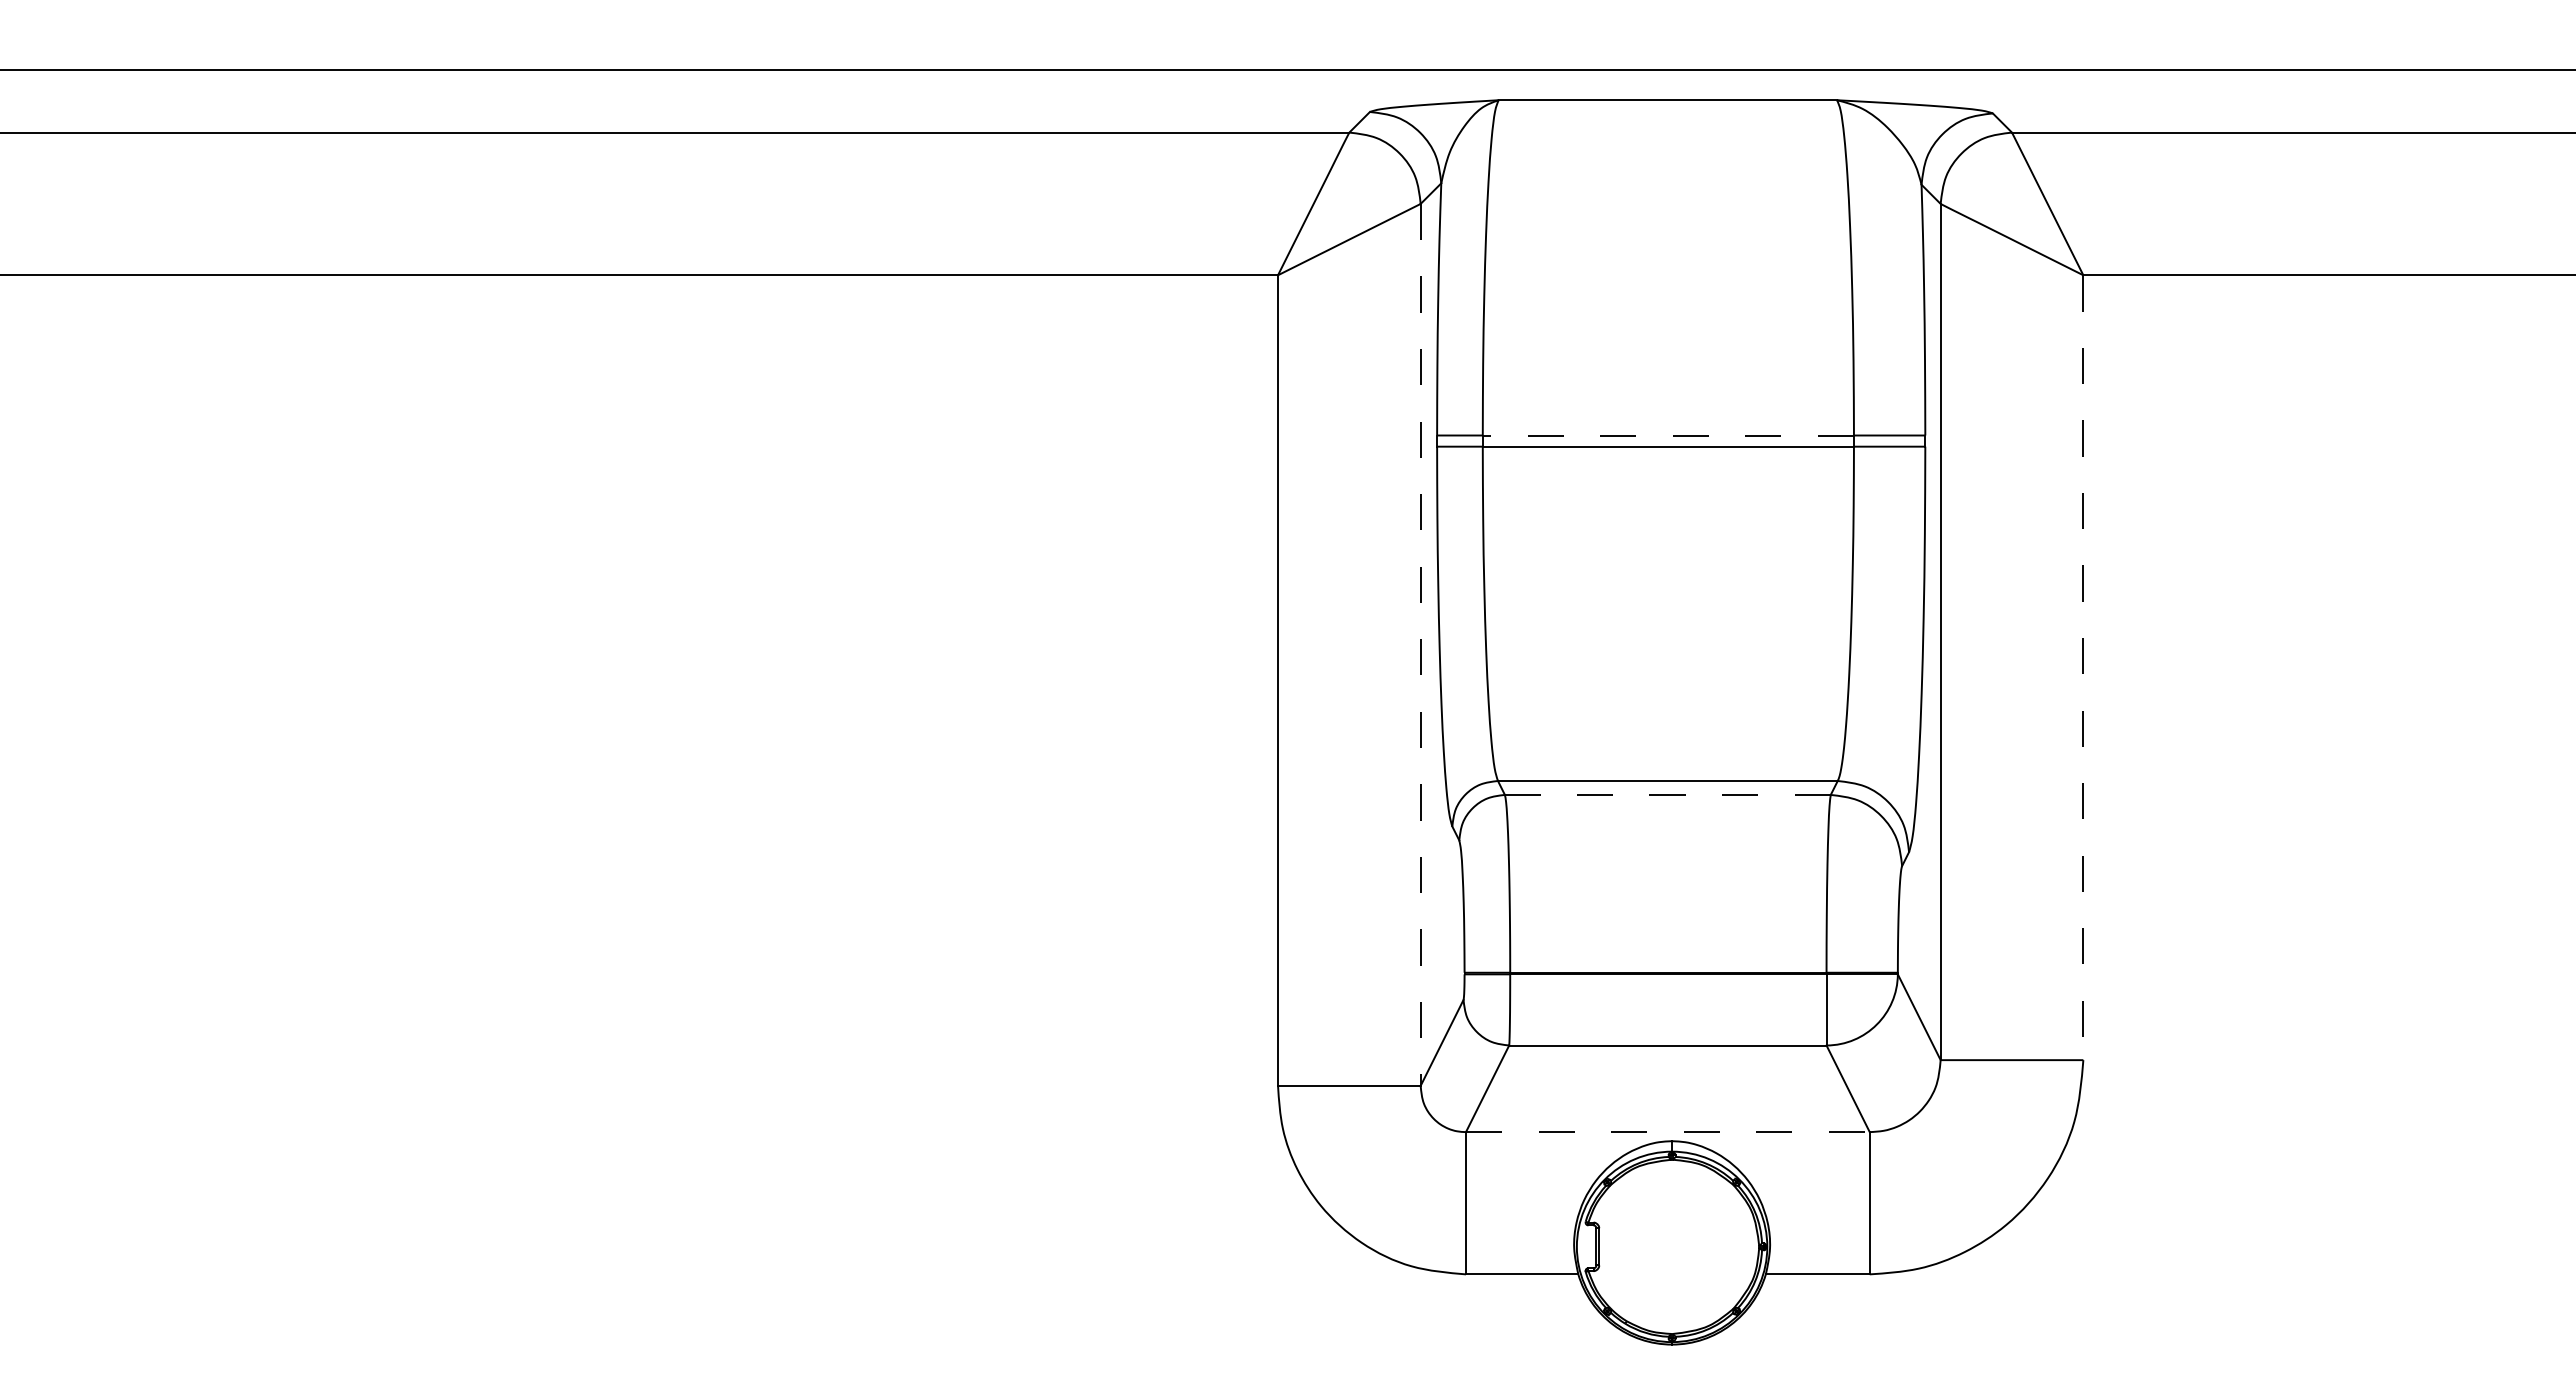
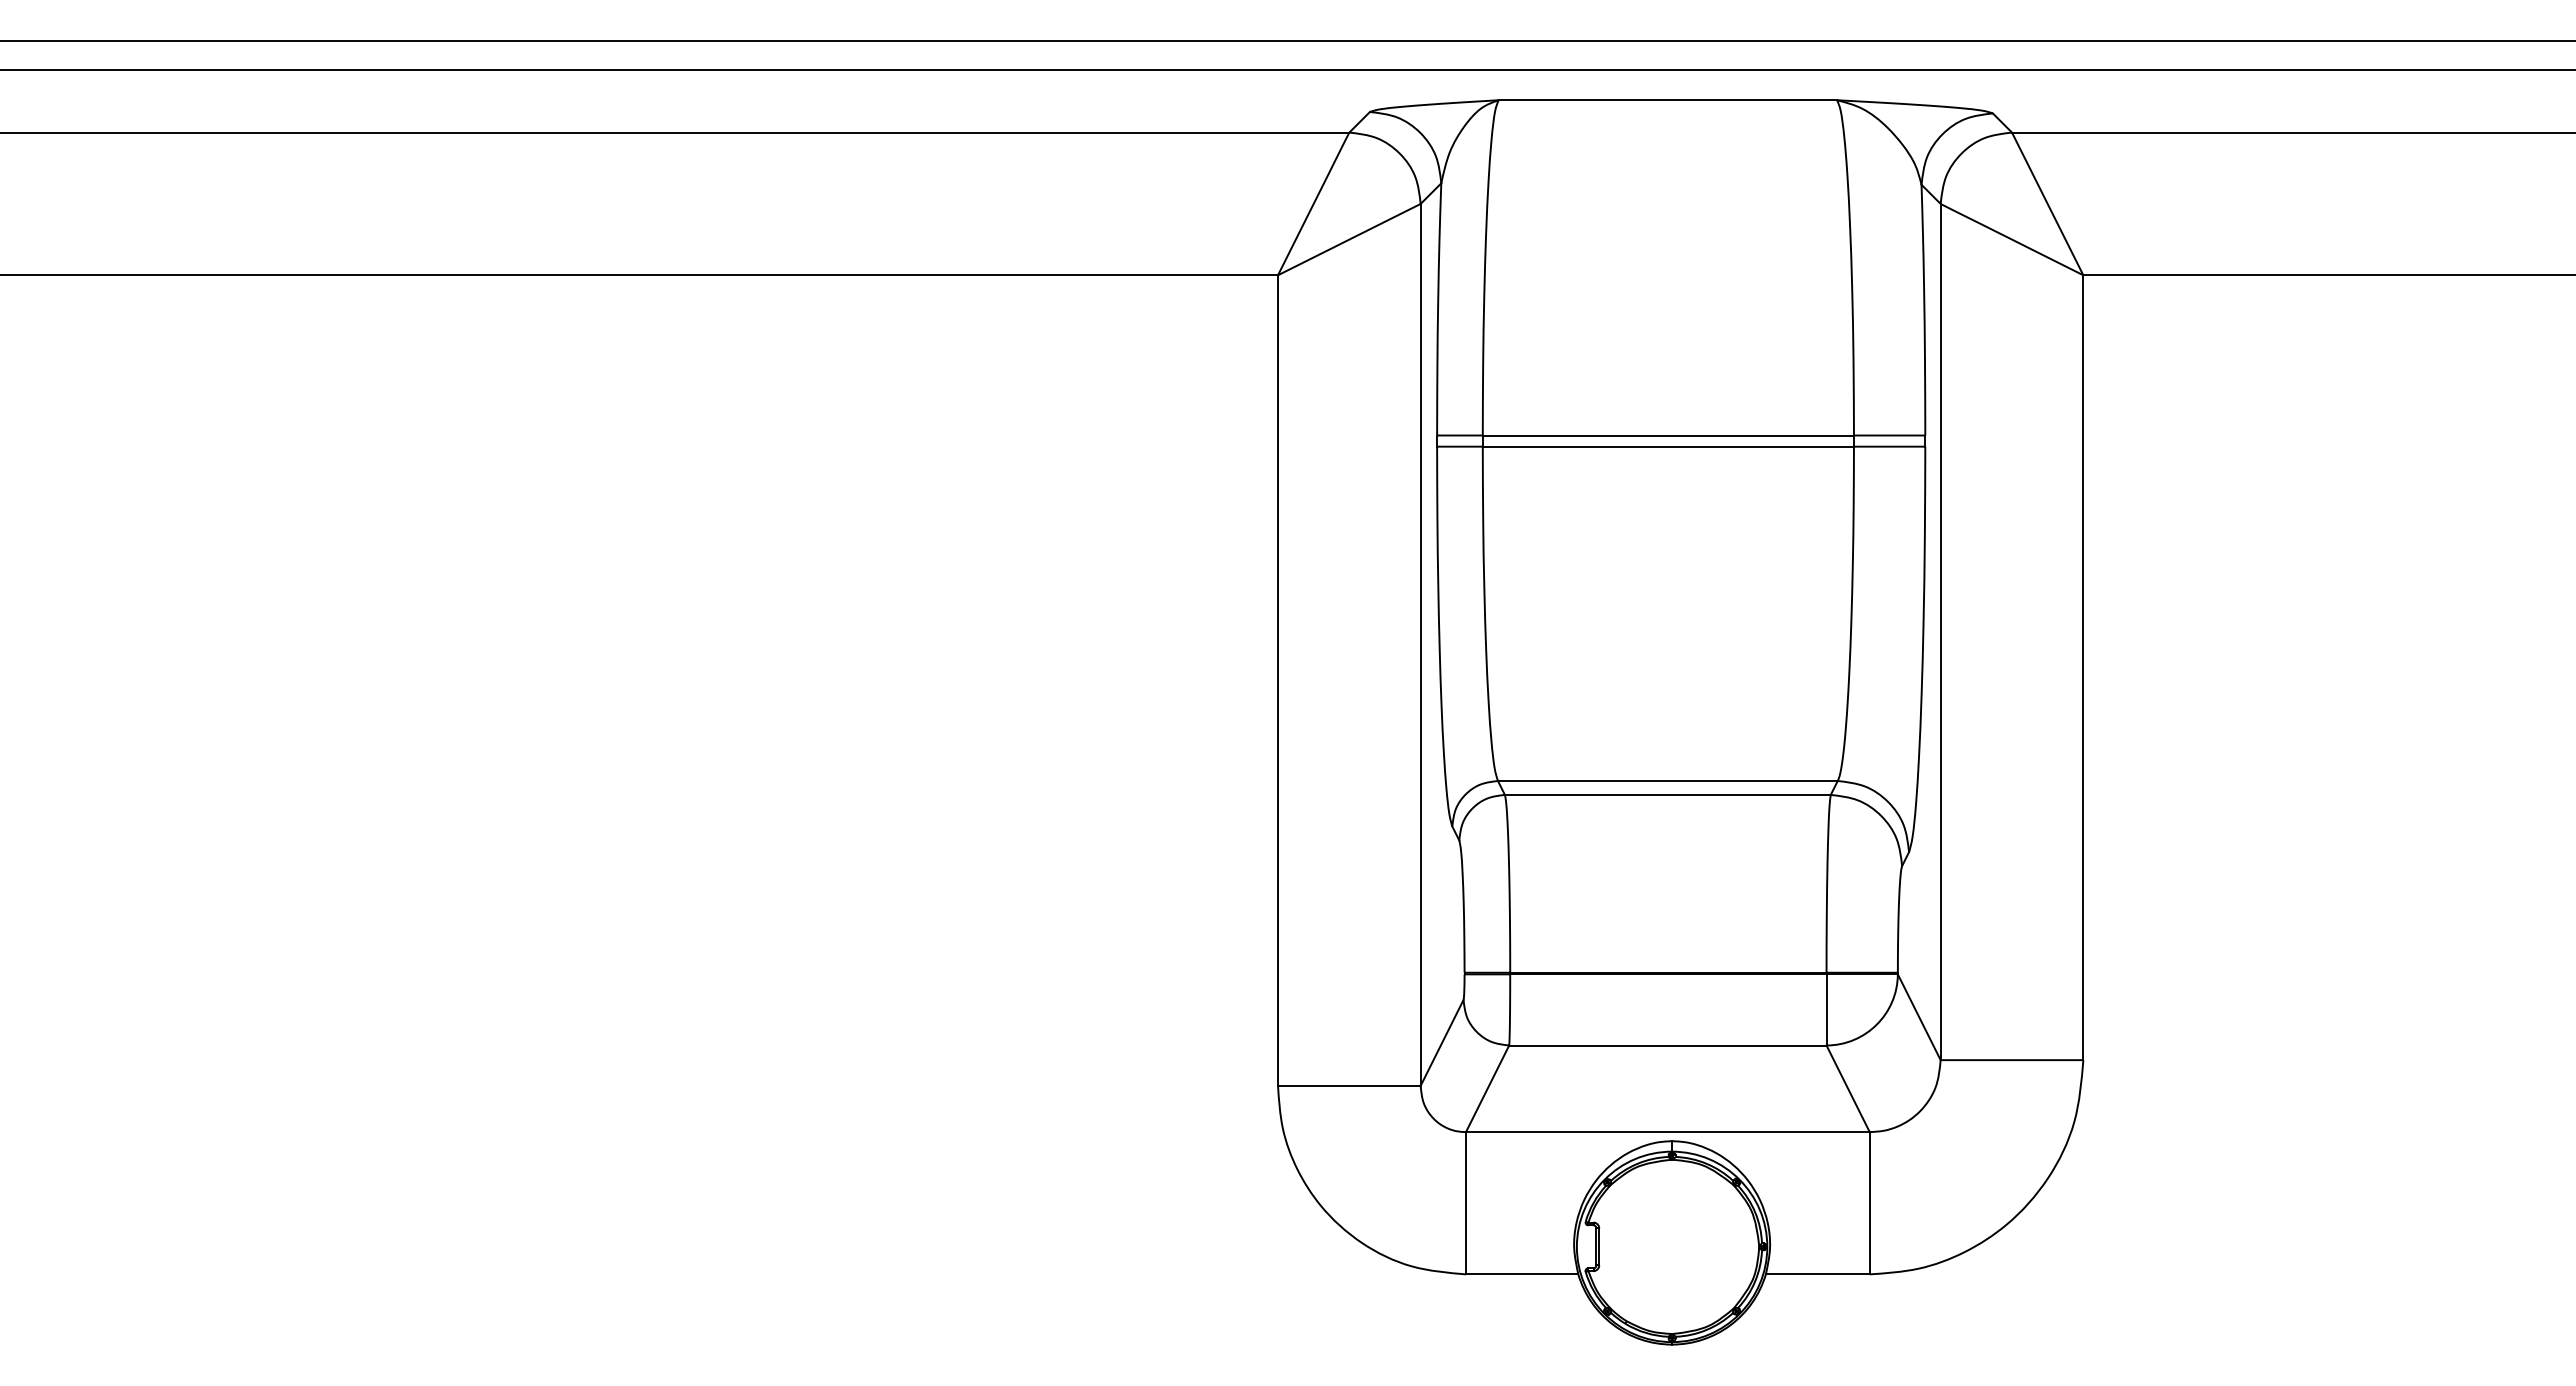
line: none -> present (1287, 41)
line: dashed -> solid (1668, 435)
line: dashed -> solid (1420, 644)
line: dashed -> solid (2083, 668)
line: dashed -> solid (1667, 794)
line: dashed -> solid (1667, 1132)
